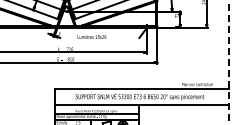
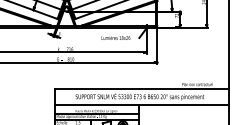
text position: (91, 36) -> (115, 37) (115, 37)
line: dashed -> solid (229, 62)
